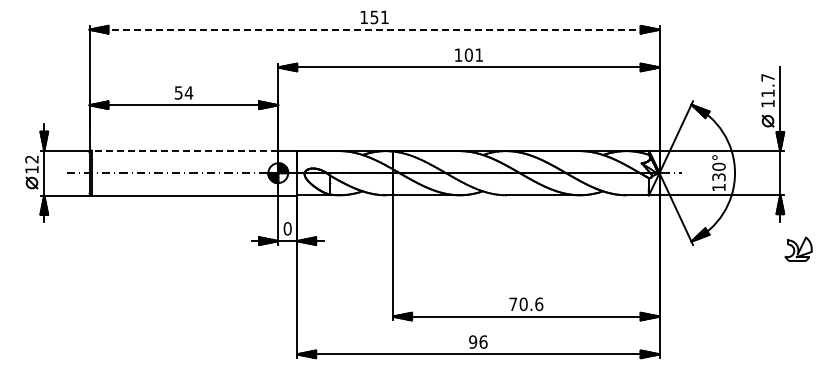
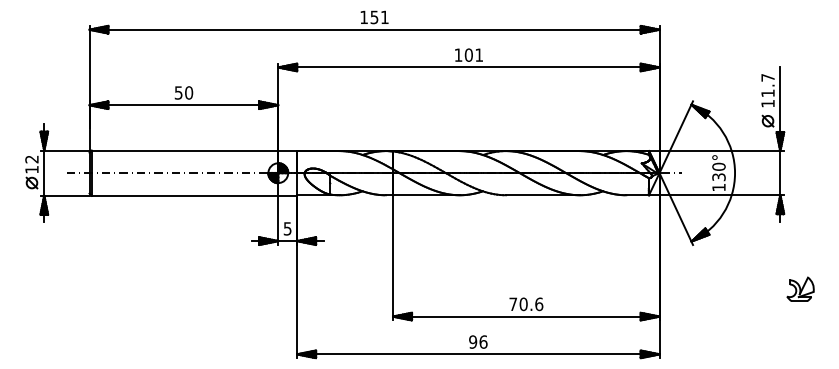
line: dashed -> solid (374, 29)
text: 54 -> 50 (188, 92)
line: dashed -> solid (184, 150)
text: 0 -> 5 (287, 228)
part position: (798, 248) -> (800, 288) (800, 288)
